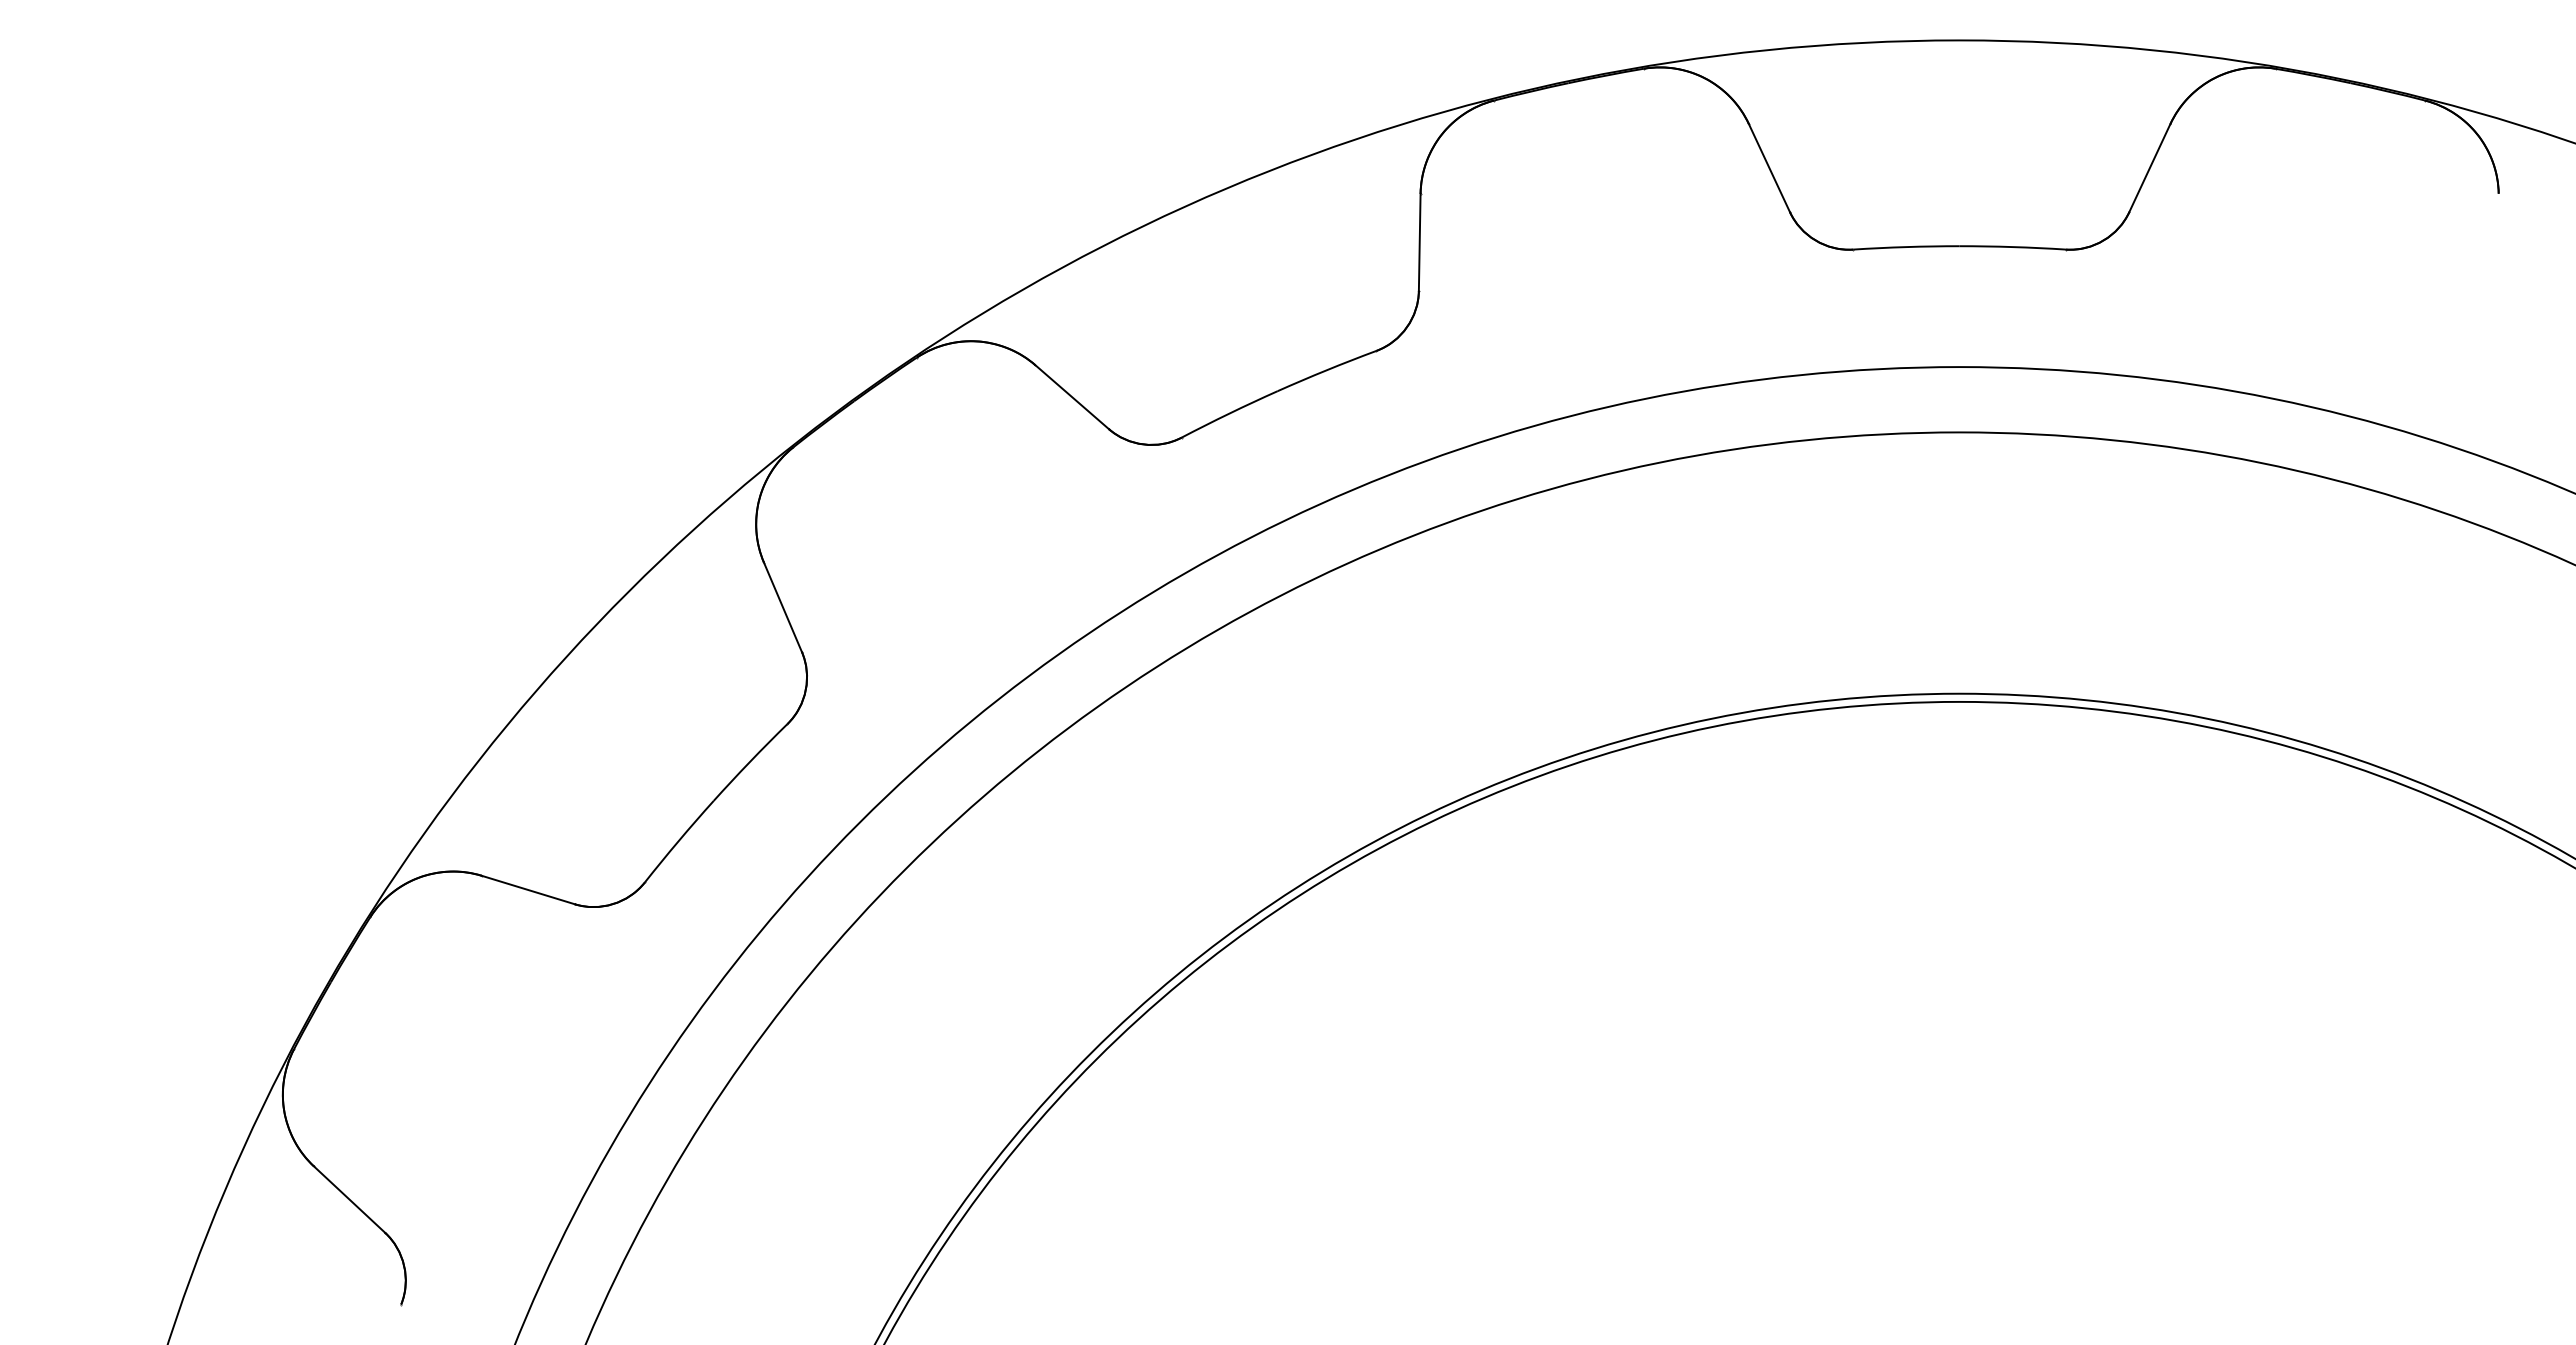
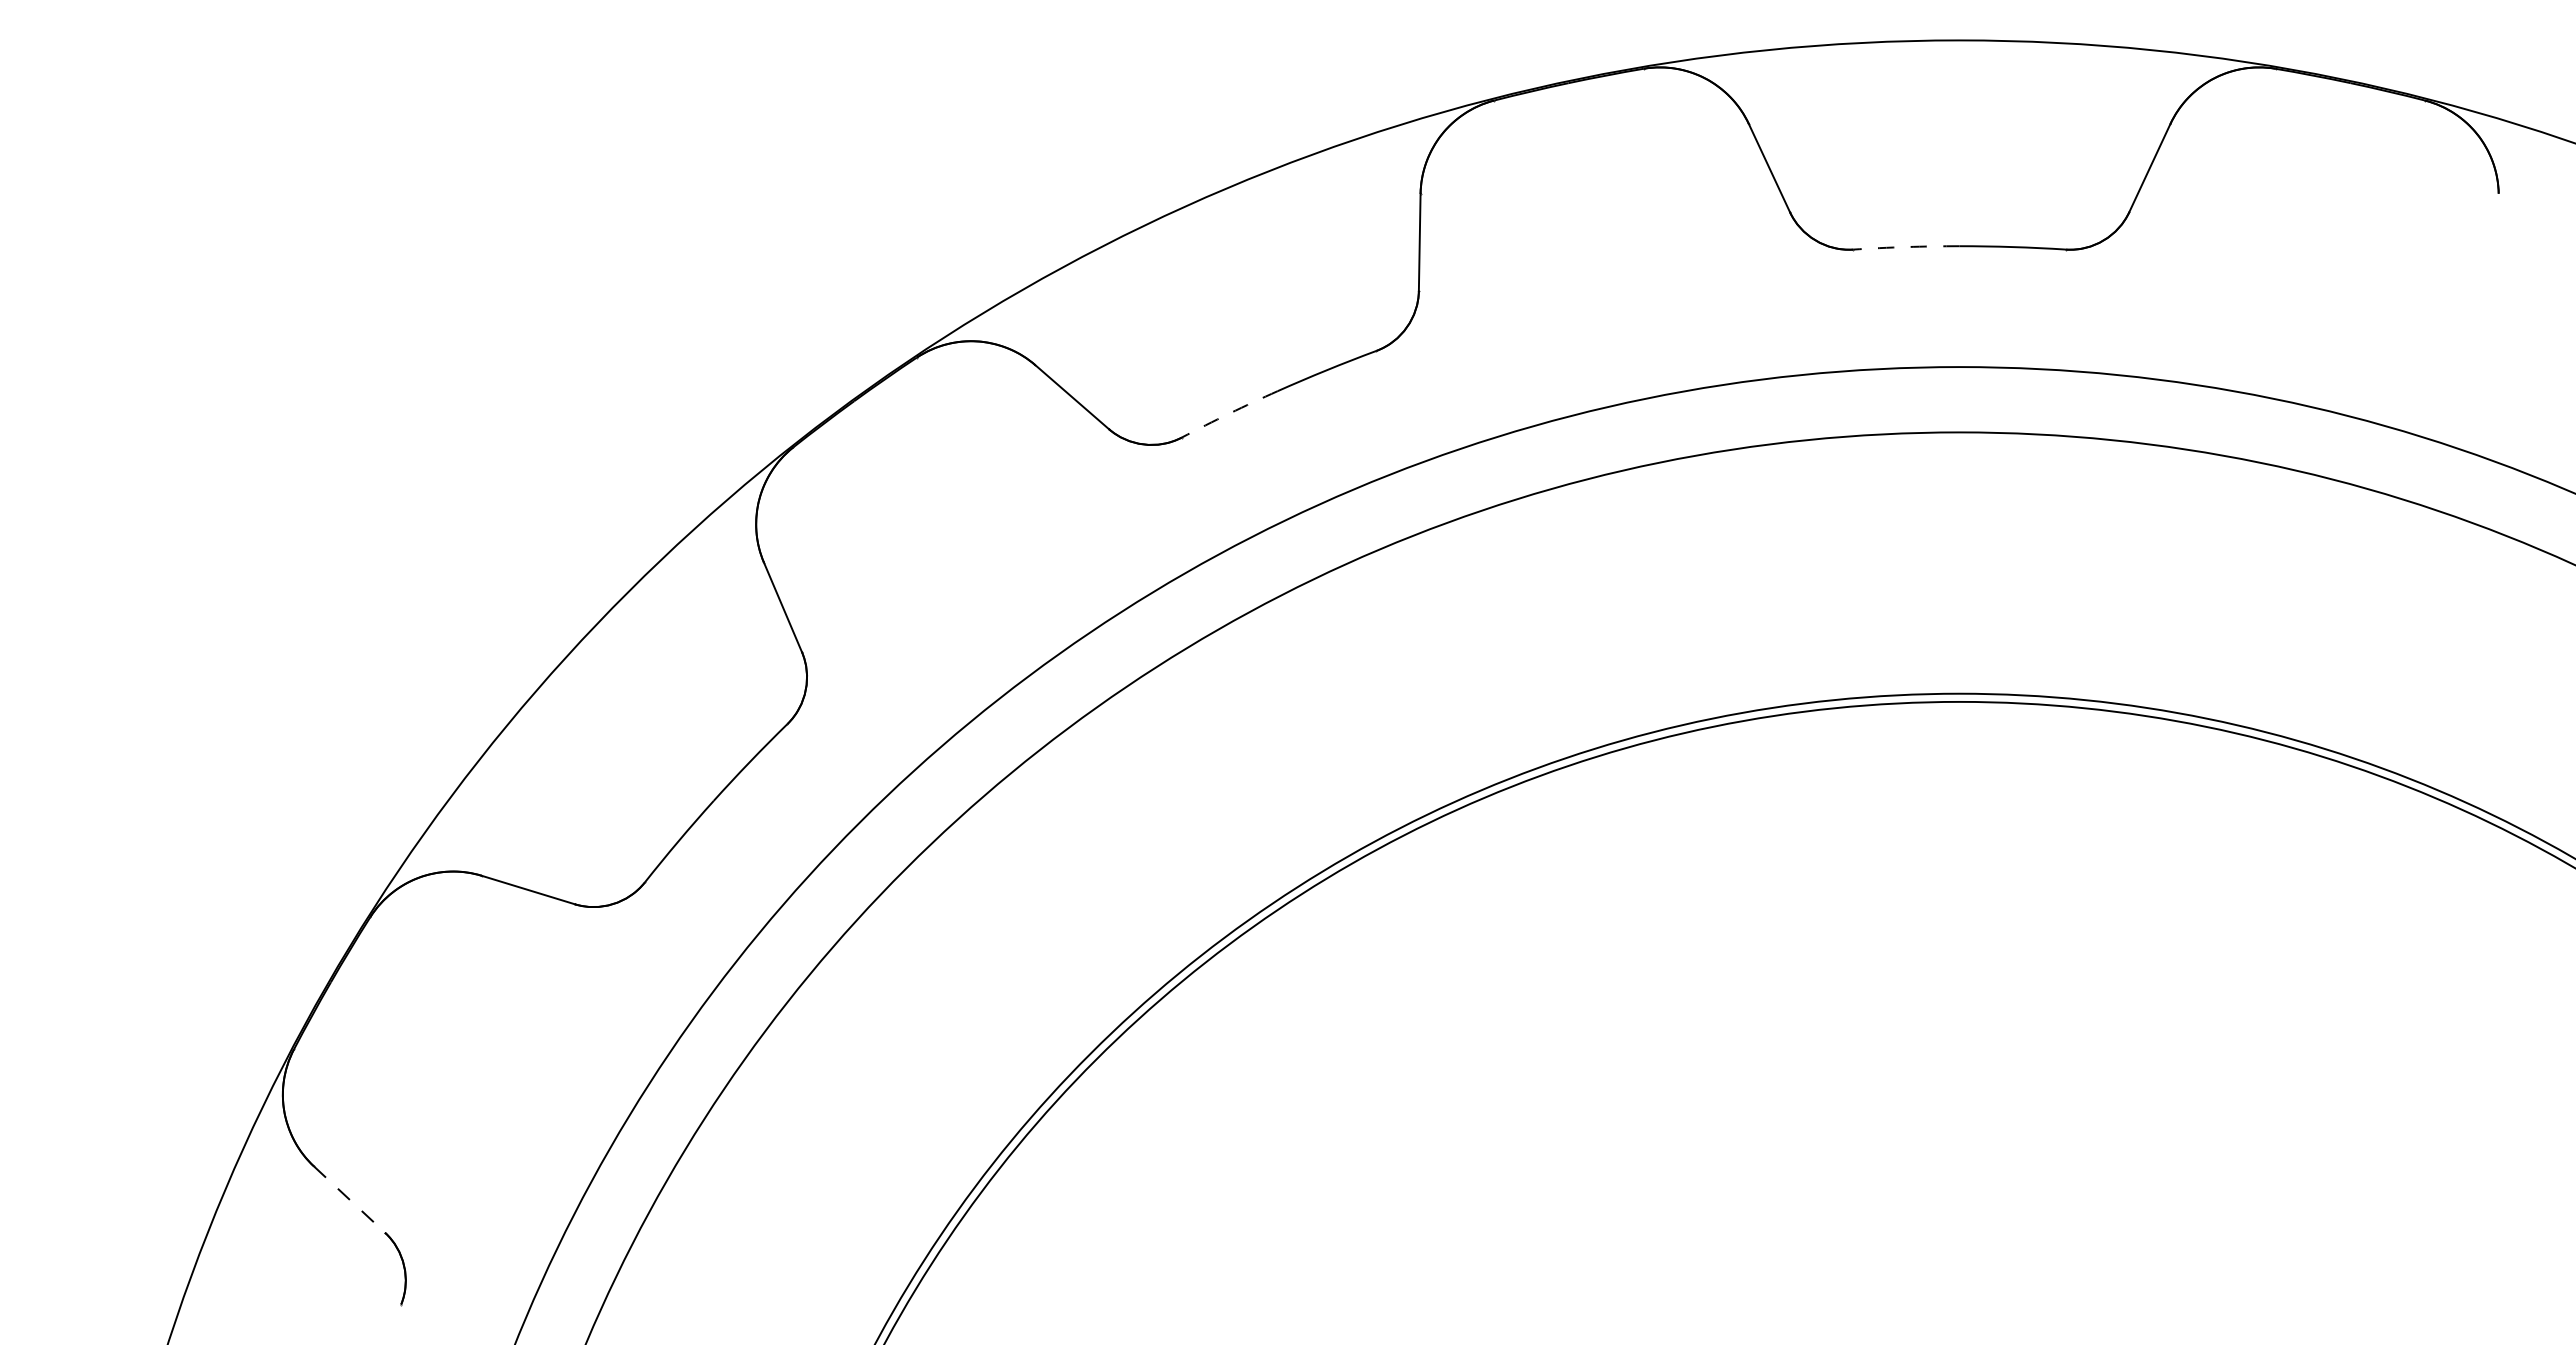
arc: solid -> dashed (1906, 247)
arc: solid -> dashed (1229, 413)
line: solid -> dashed (349, 1199)
